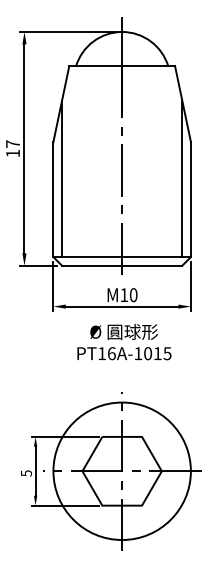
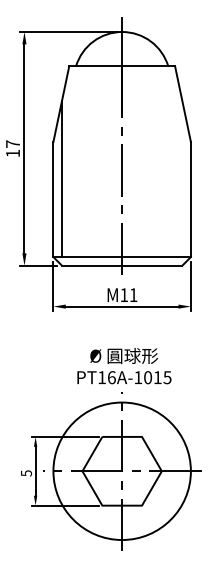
line: present -> none (182, 178)
text: 10 -> 11 (133, 295)
text position: (124, 342) -> (124, 366) (124, 366)
